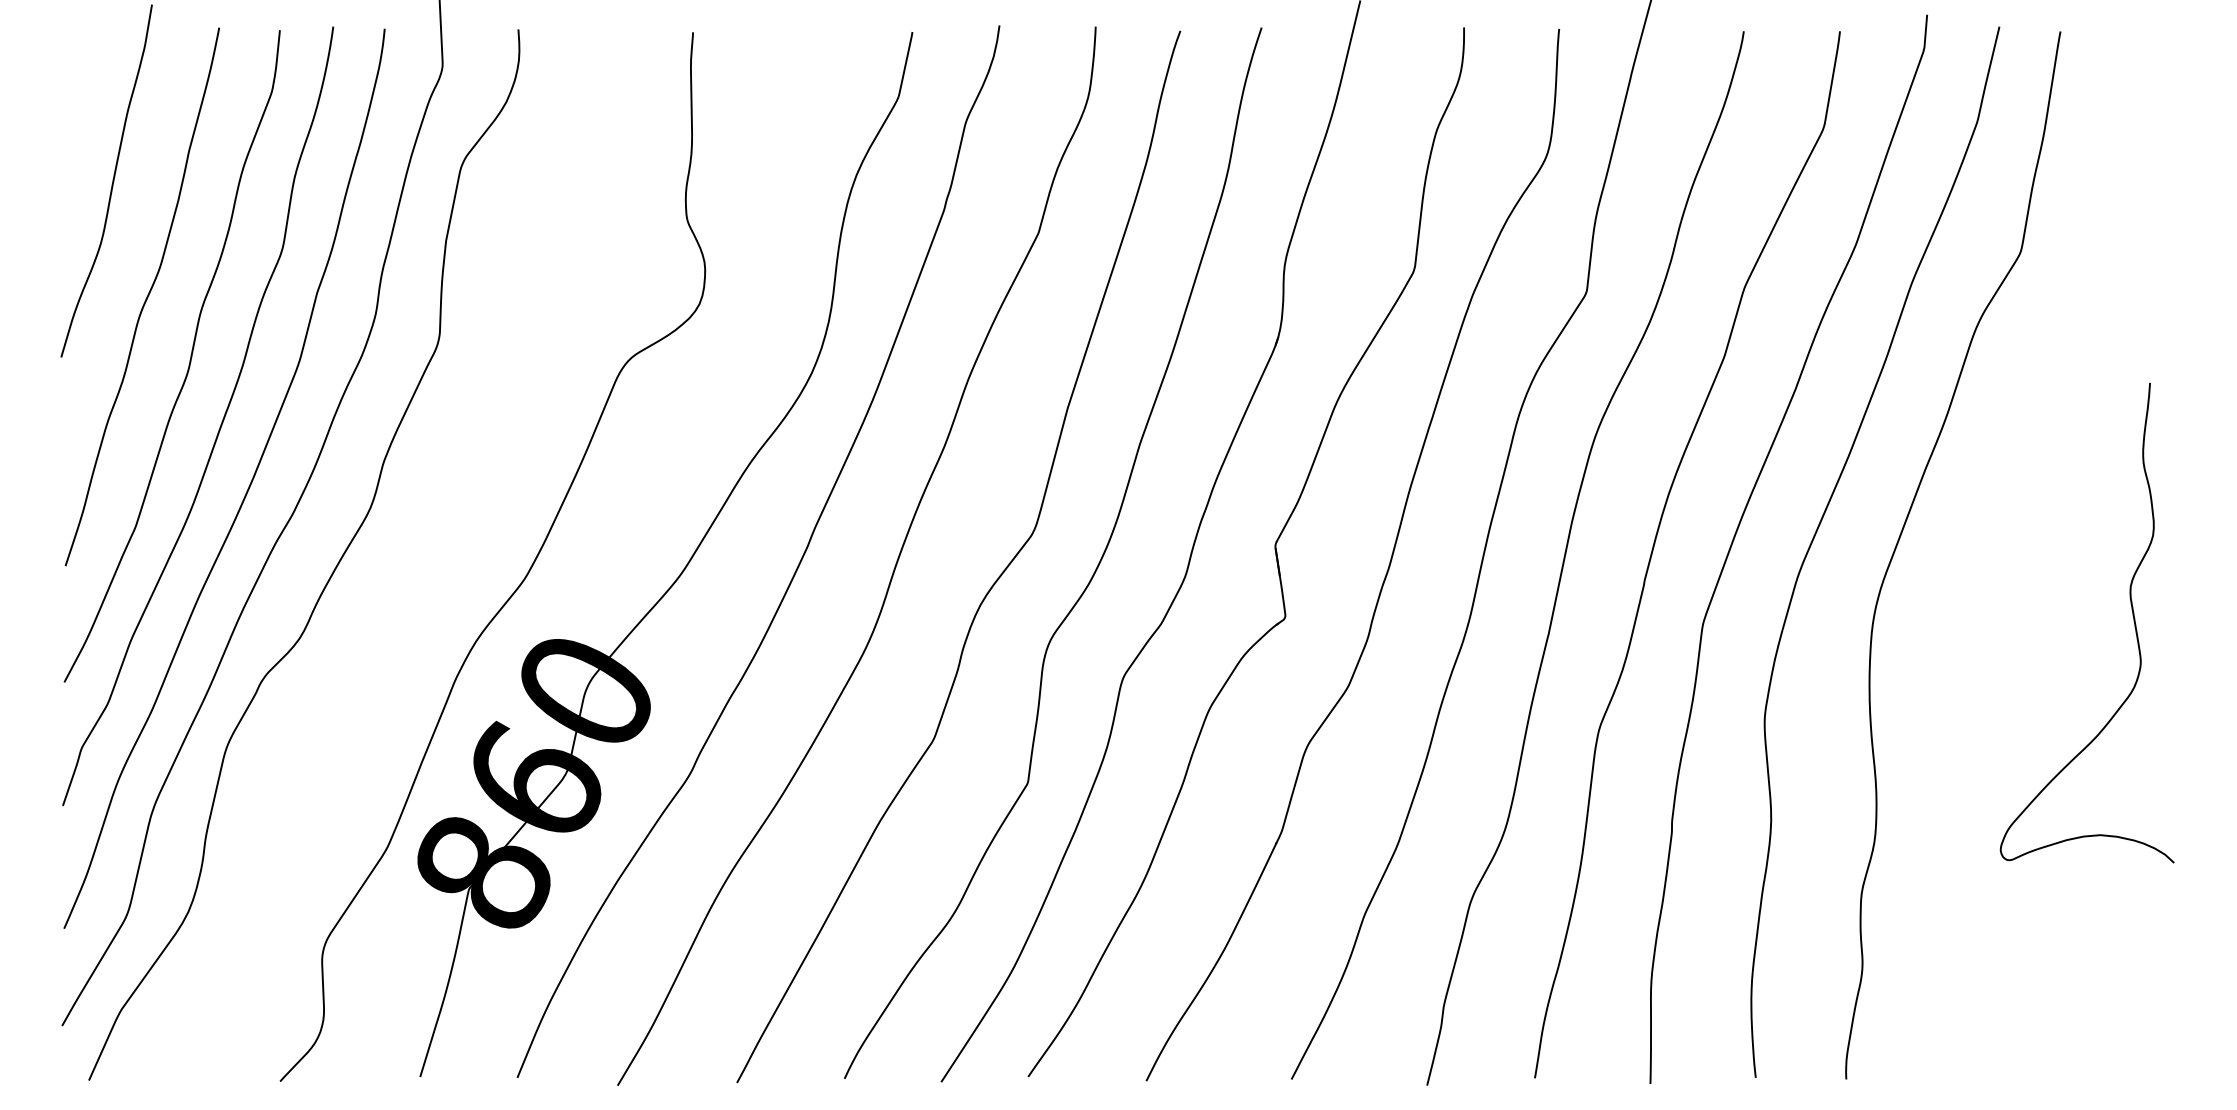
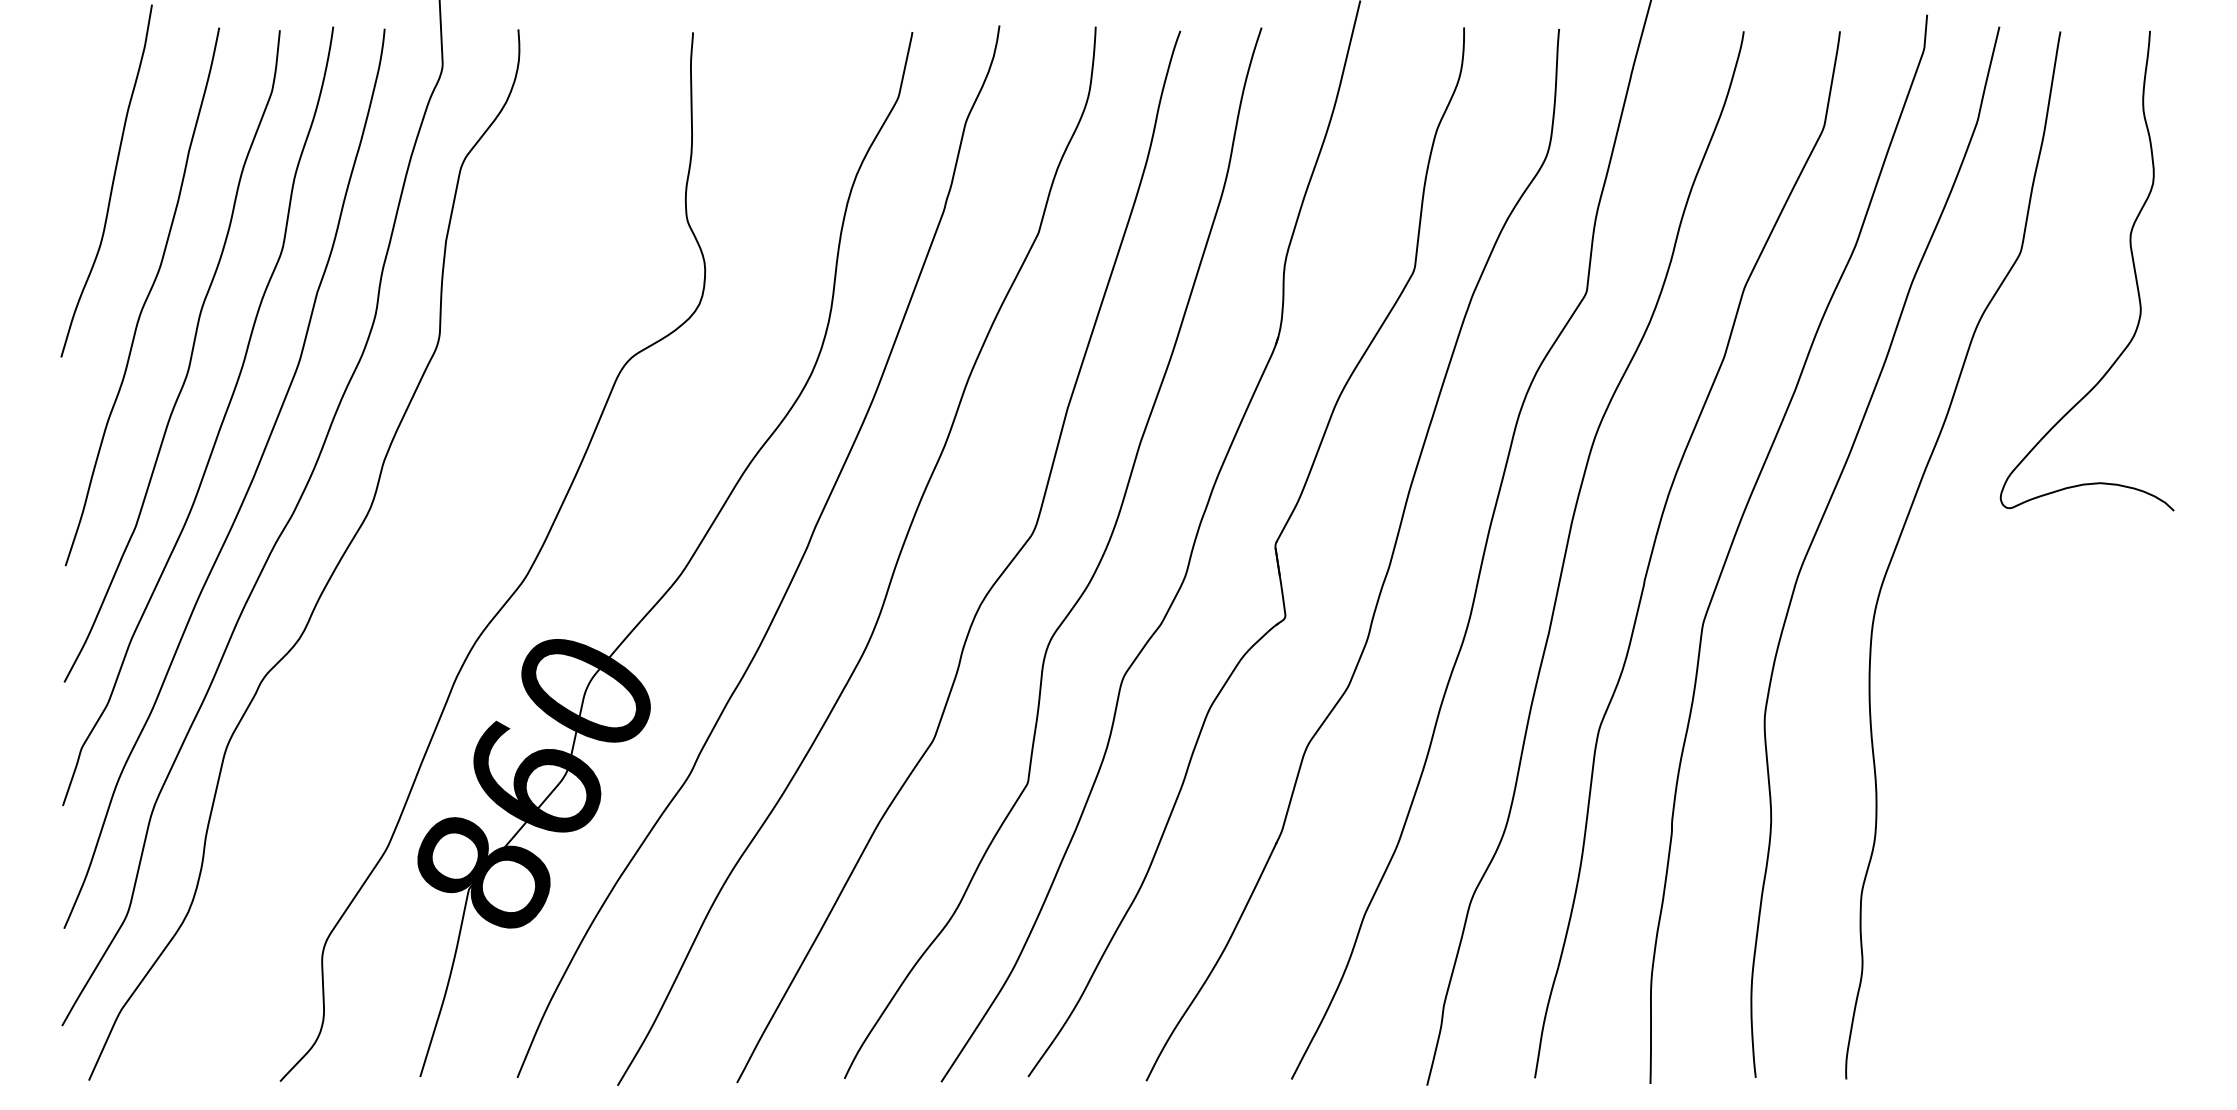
curve position: (2132, 615) -> (2132, 263) (2132, 263)
